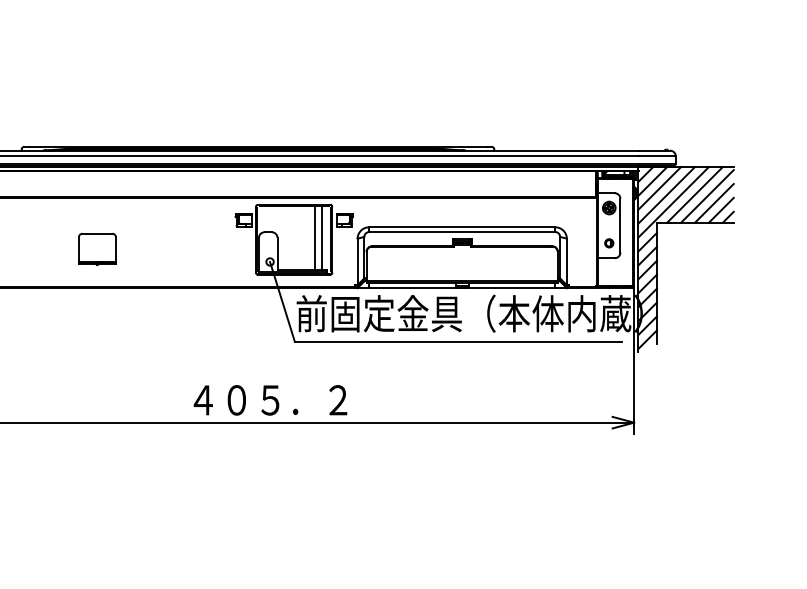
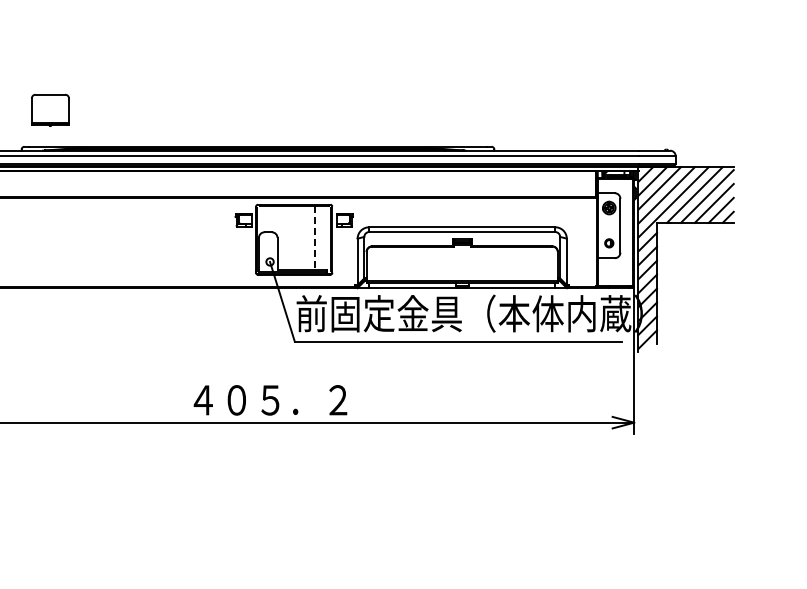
line: present -> none (322, 237)
line: solid -> dashed (314, 238)
part position: (97, 249) -> (50, 110) (50, 110)
